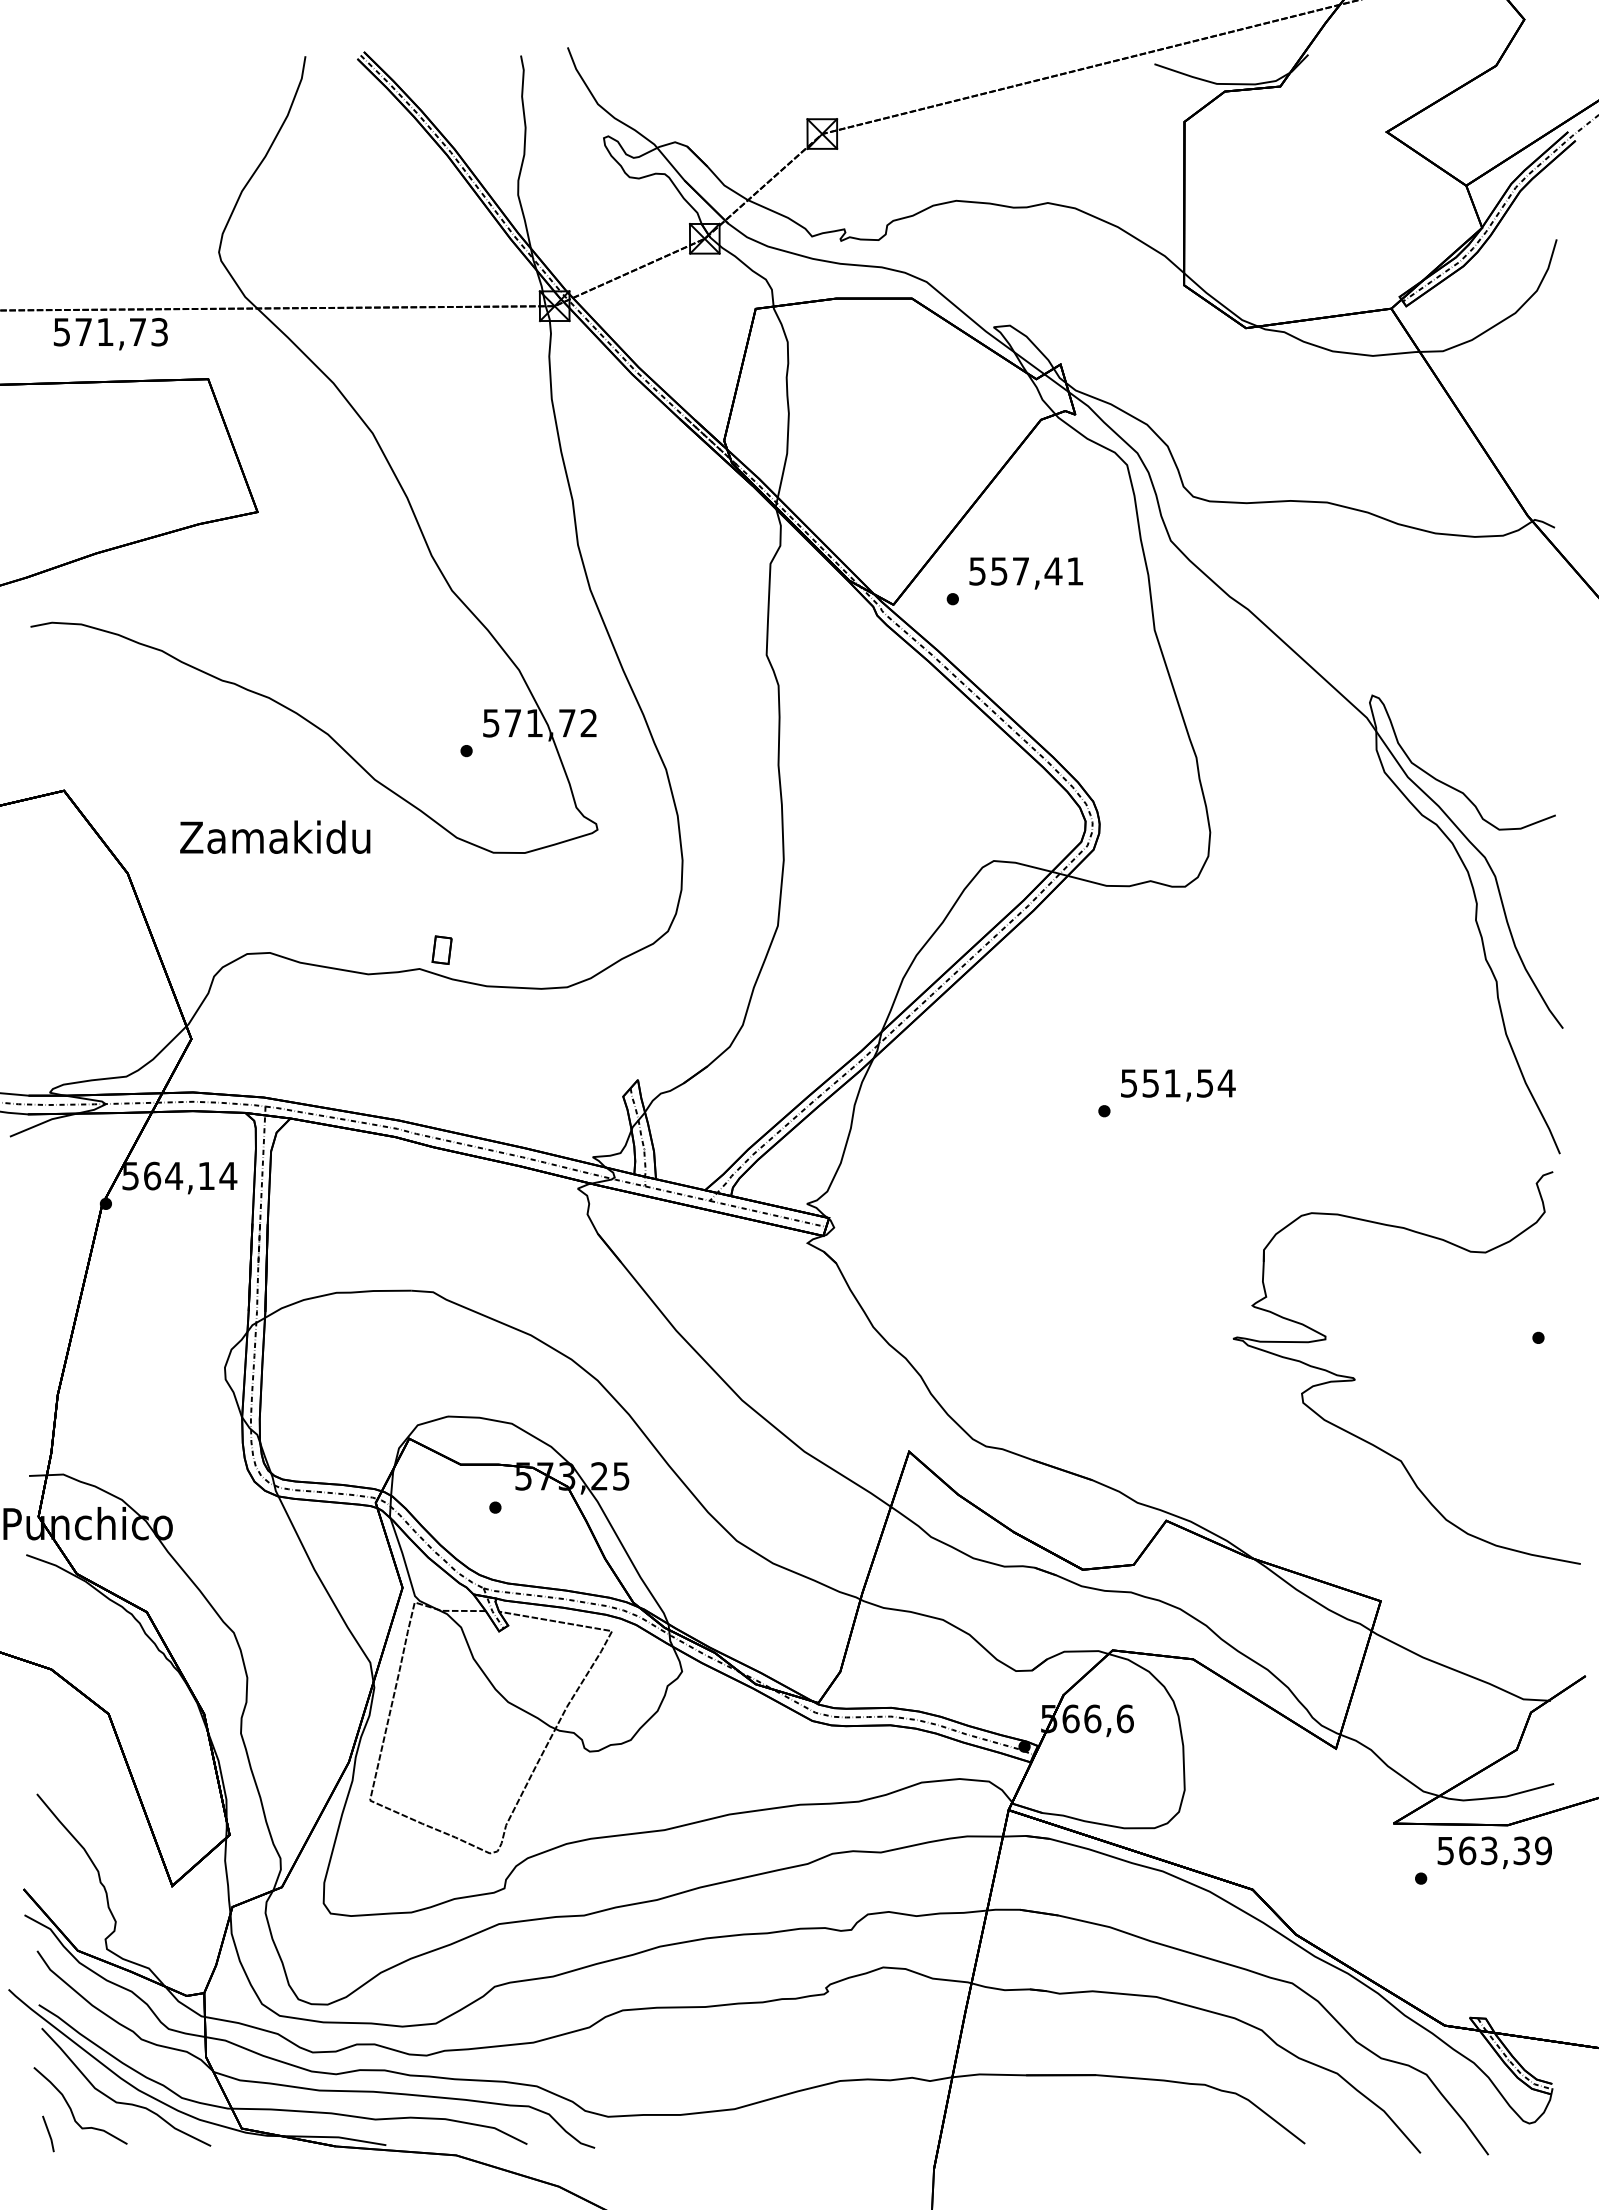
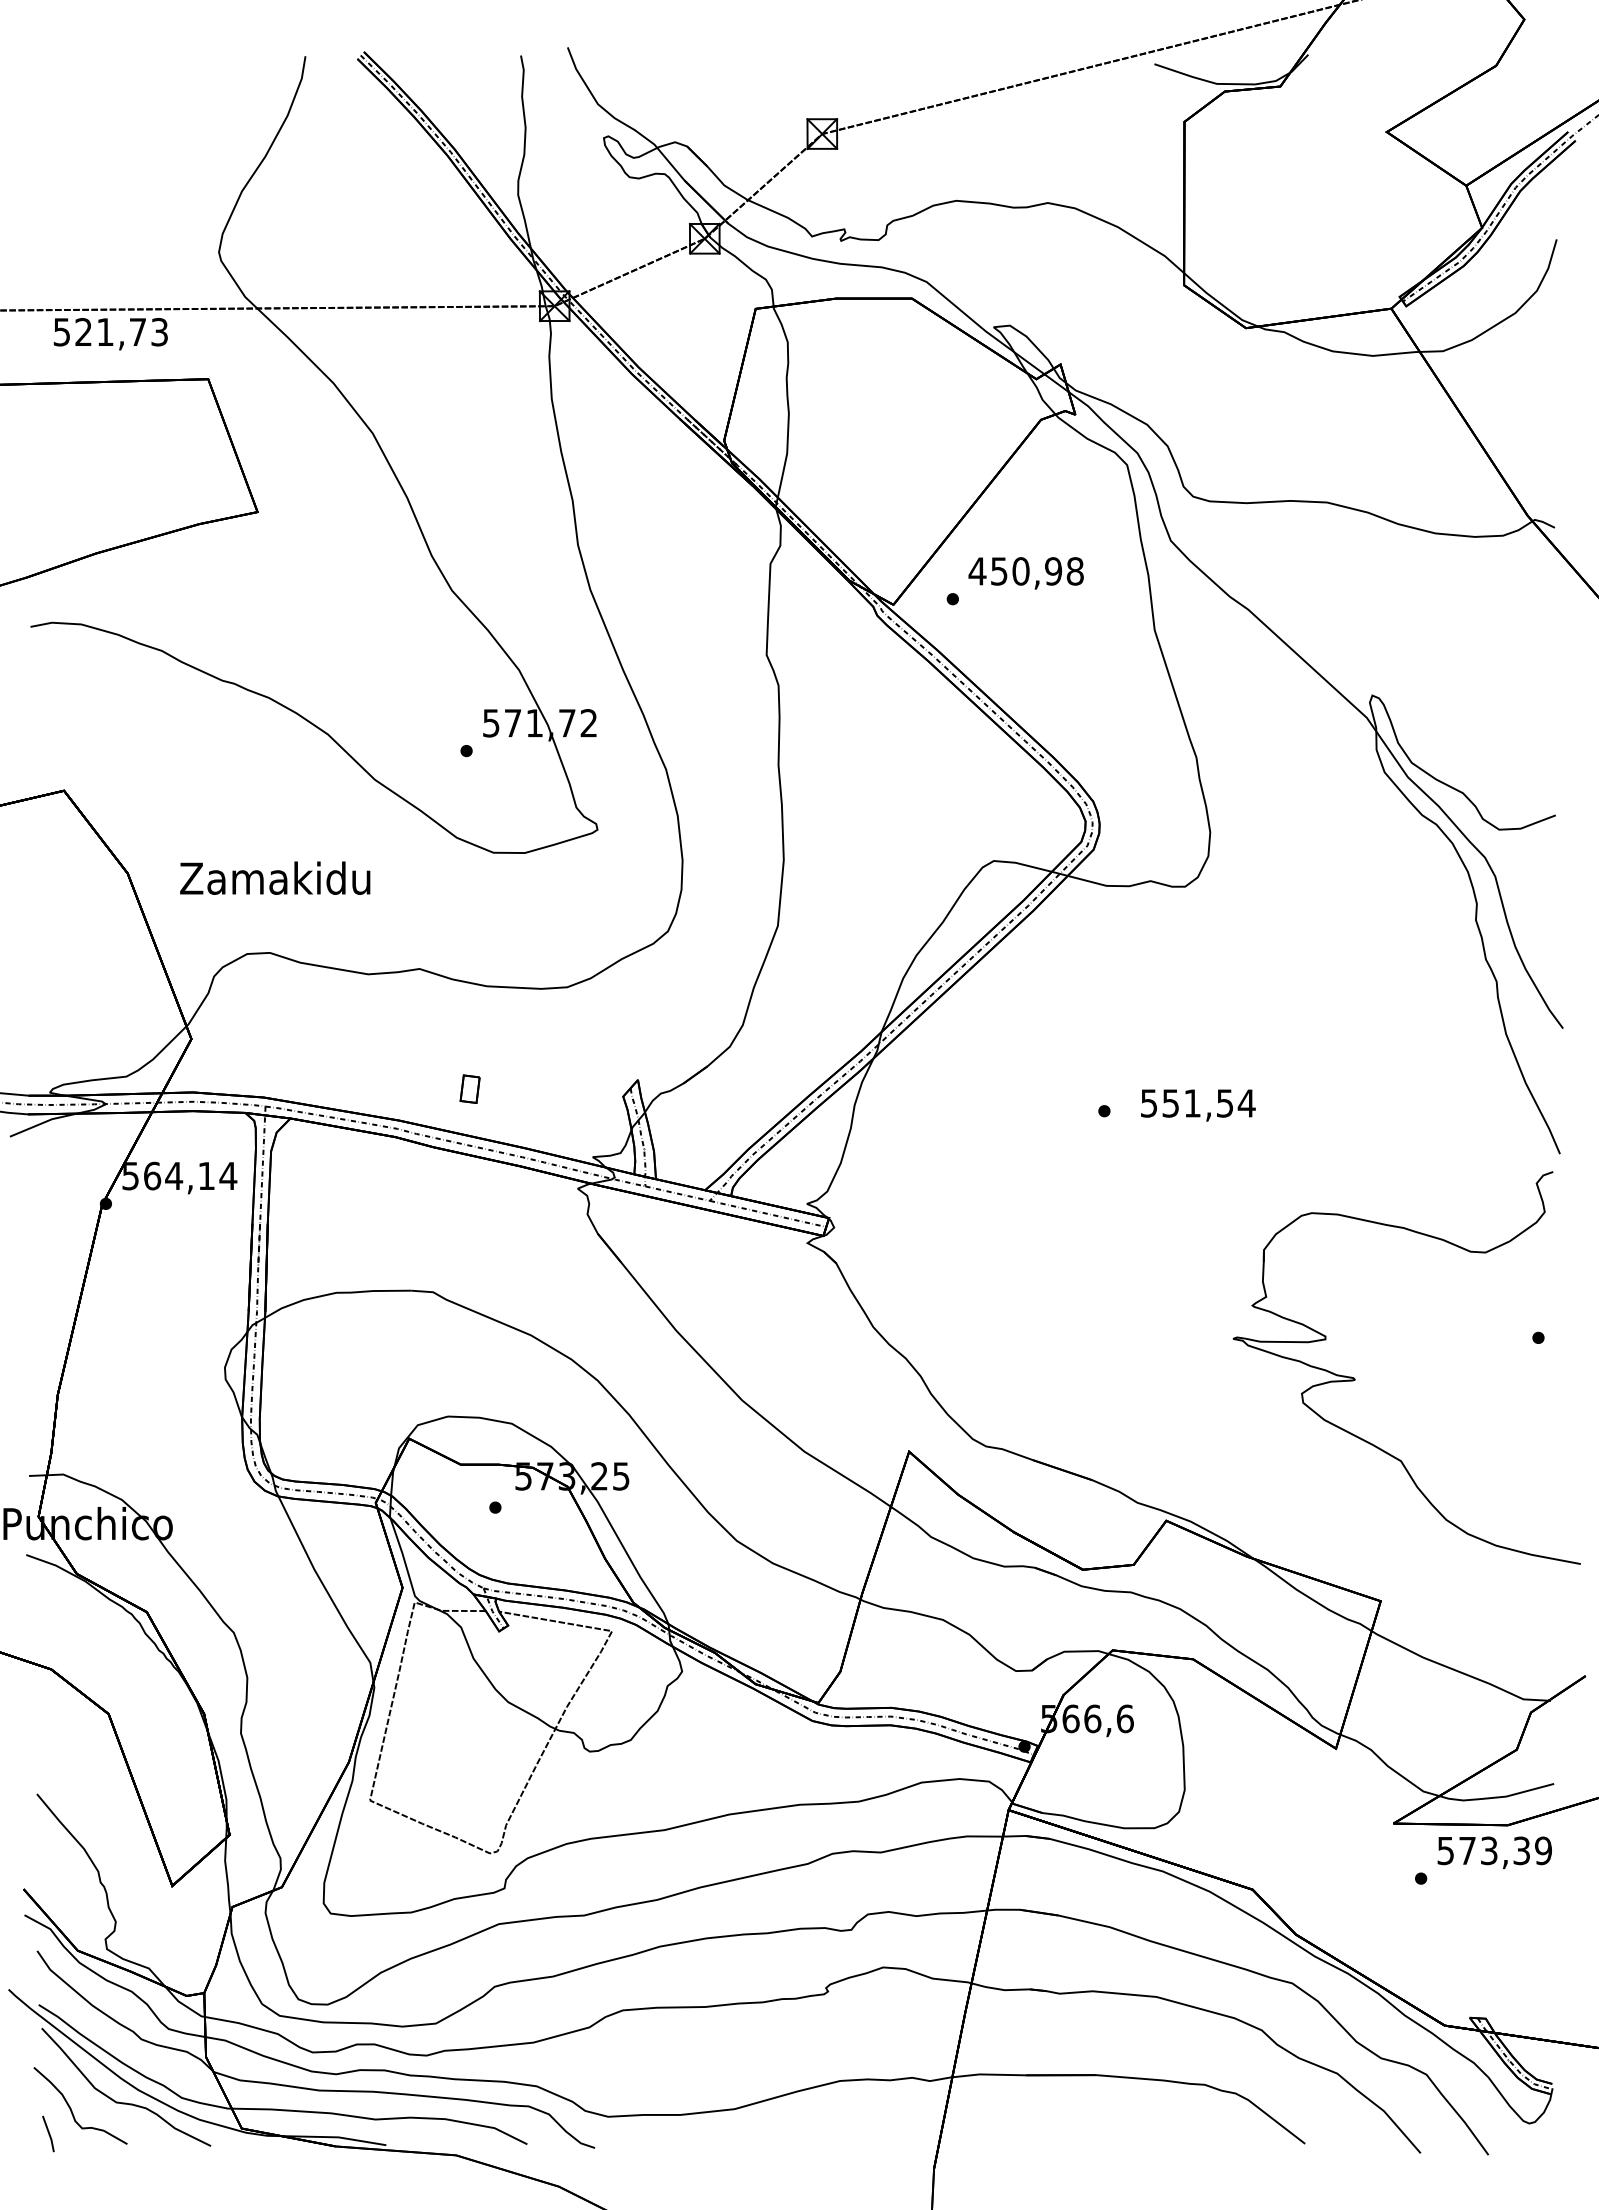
text: 571,73 -> 521,73 (83, 331)
text: 557,41 -> 450,98 (1025, 571)
text position: (275, 836) -> (275, 877) (275, 877)
part position: (441, 949) -> (469, 1088) (469, 1088)
text position: (1178, 1085) -> (1198, 1105) (1198, 1105)
text: 563,39 -> 573,39 (1467, 1850)
